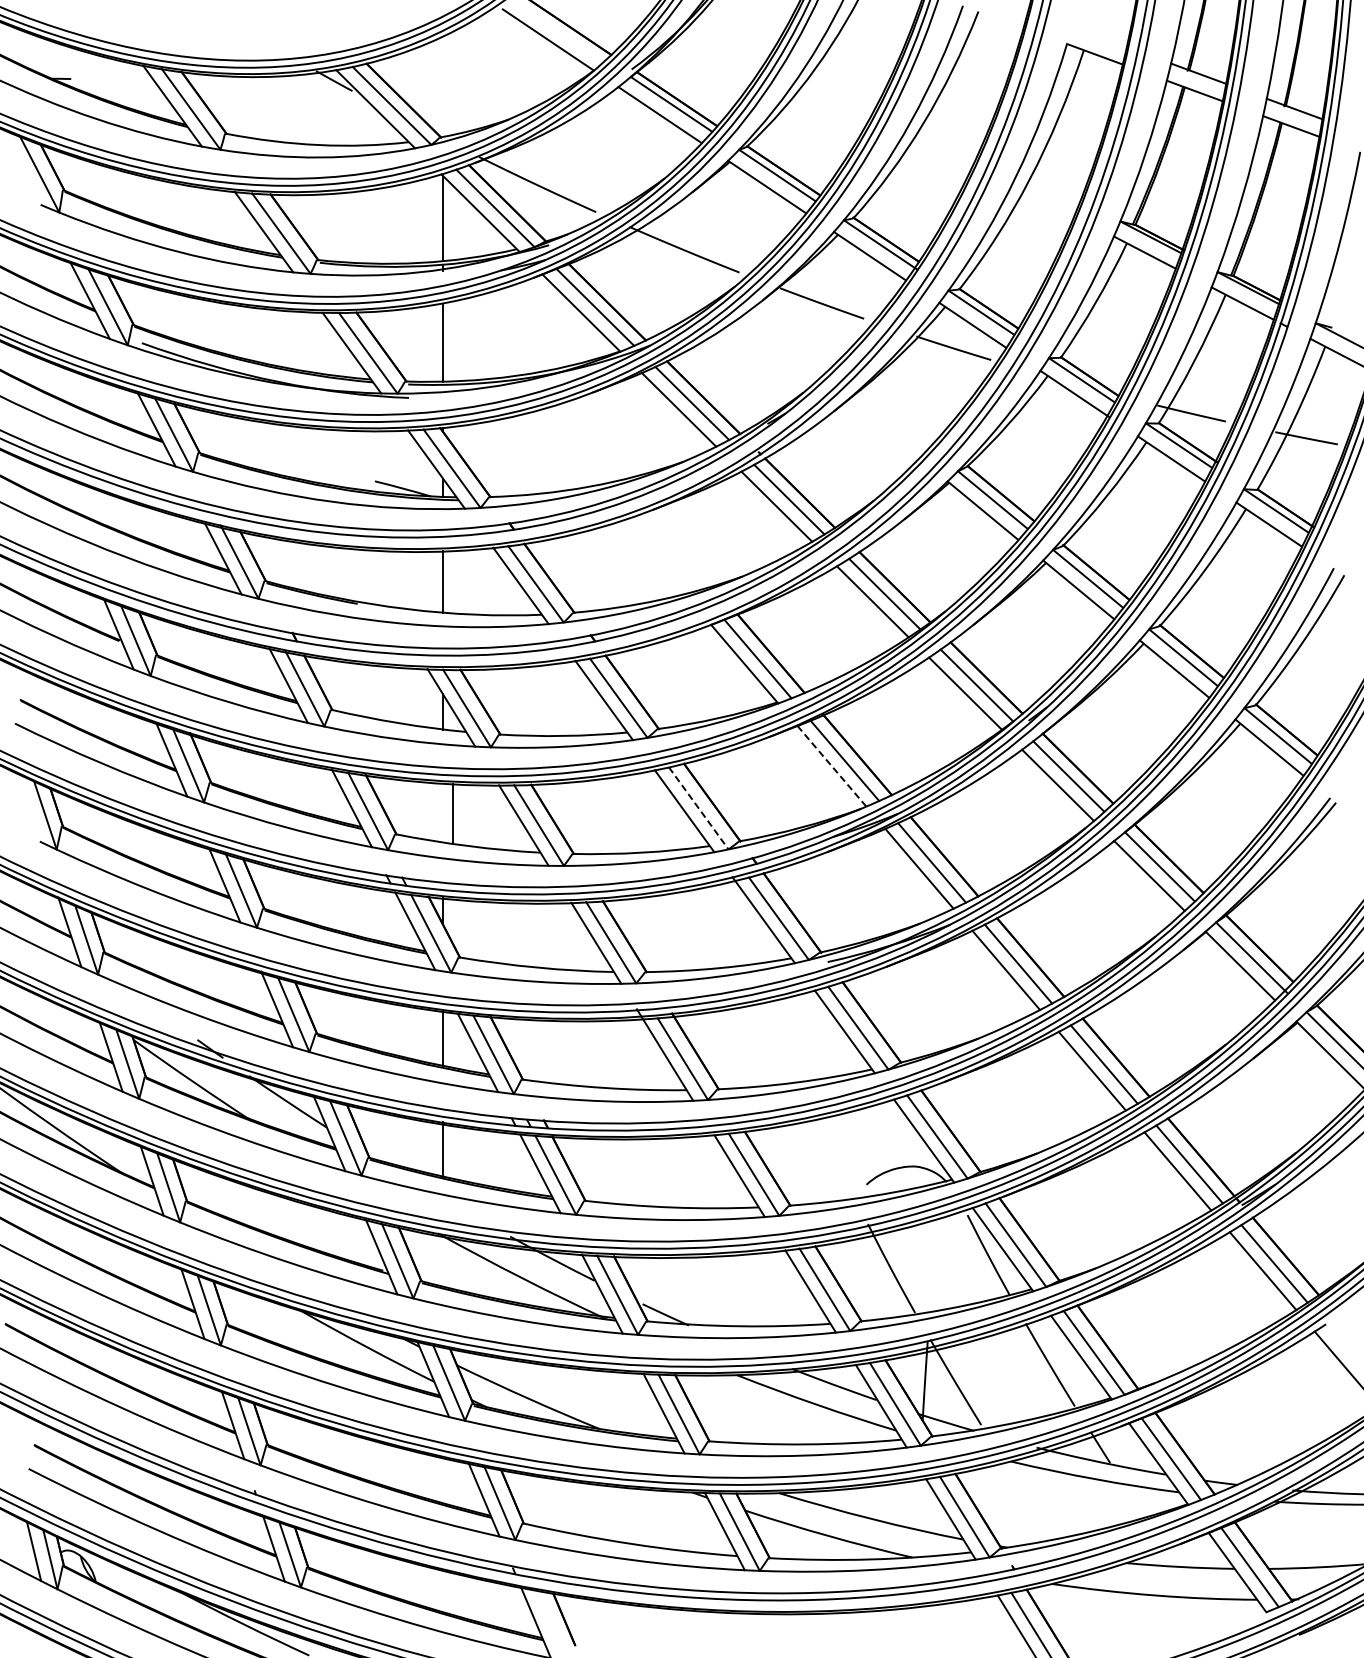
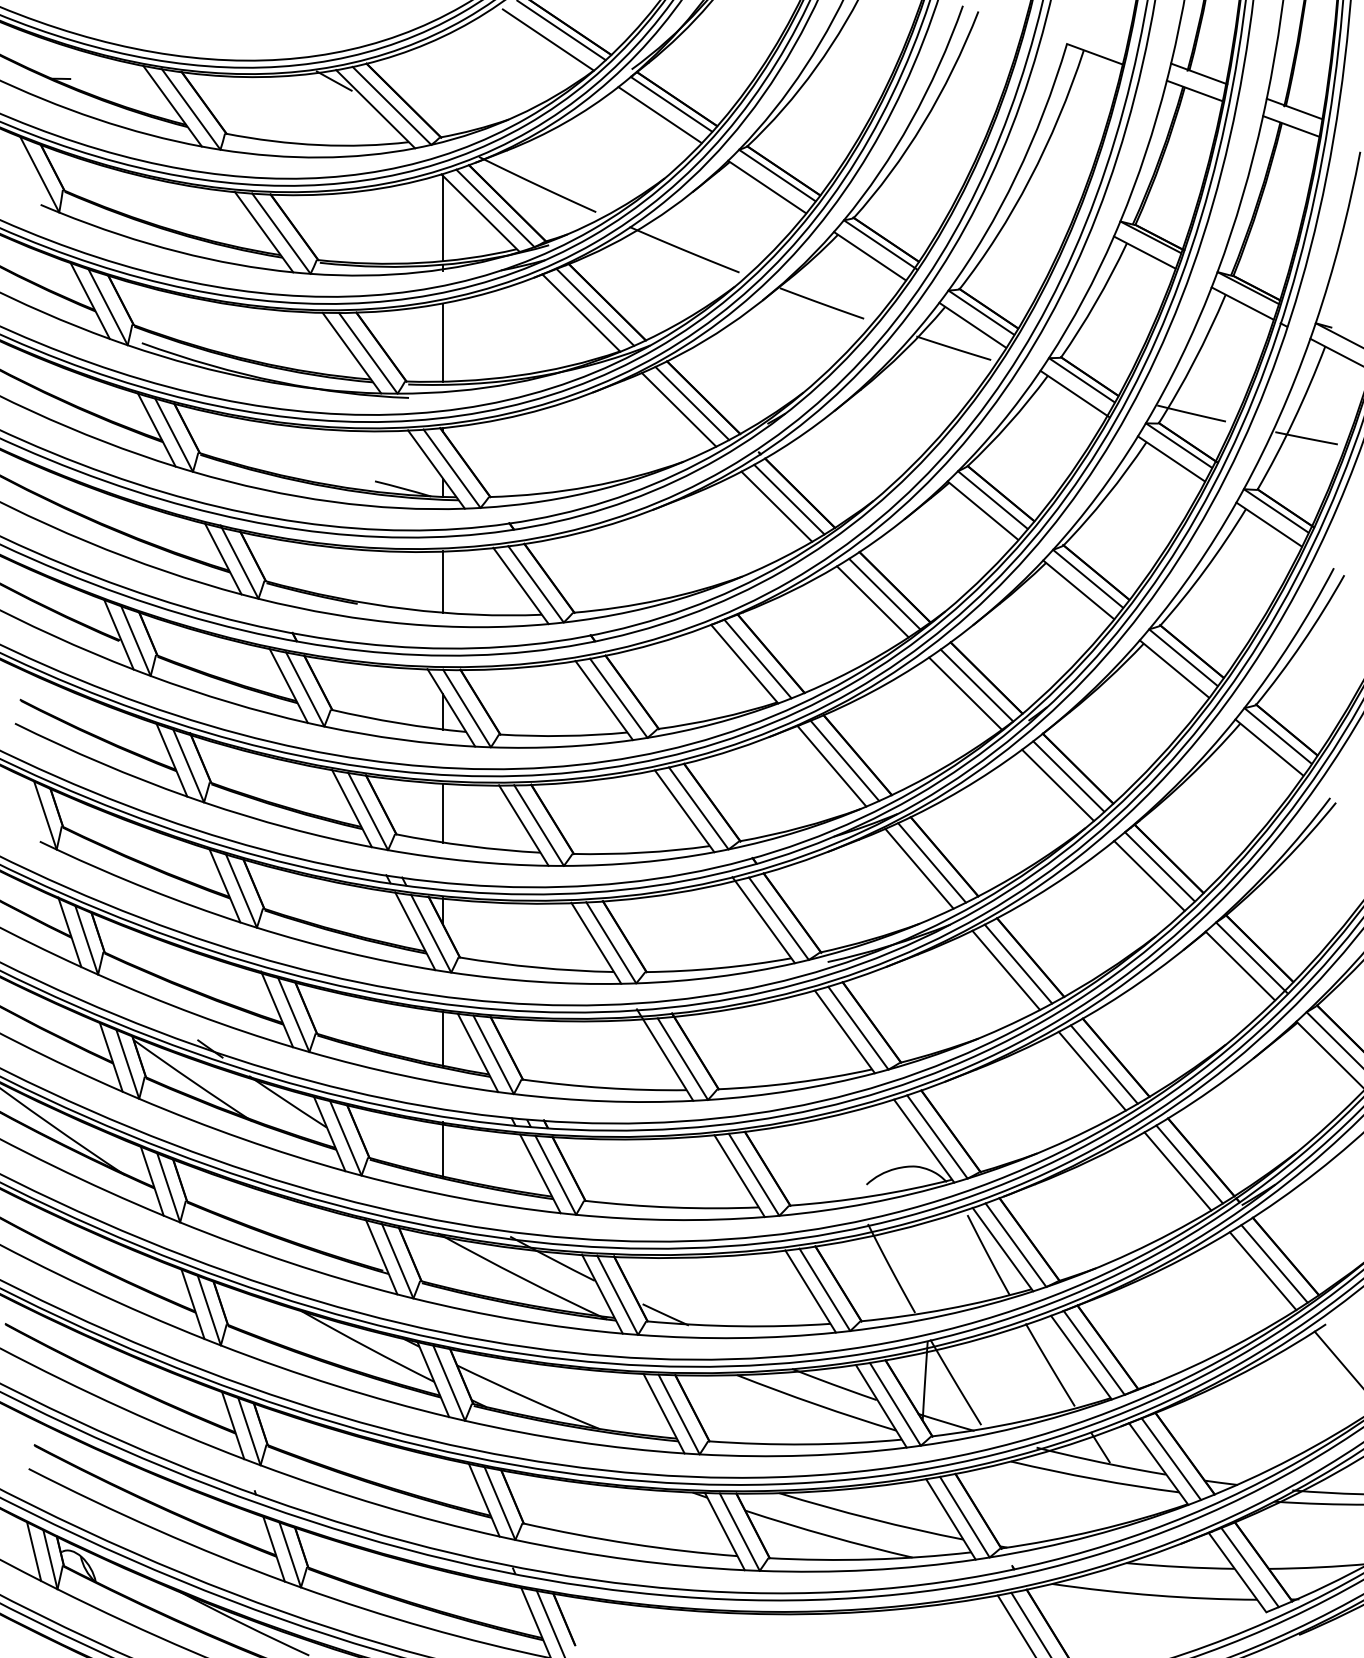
line: none -> present (562, 31)
line: dashed -> solid (832, 766)
line: dashed -> solid (698, 808)
line position: (453, 812) -> (443, 812) (443, 812)
line: none -> present (549, 1622)
